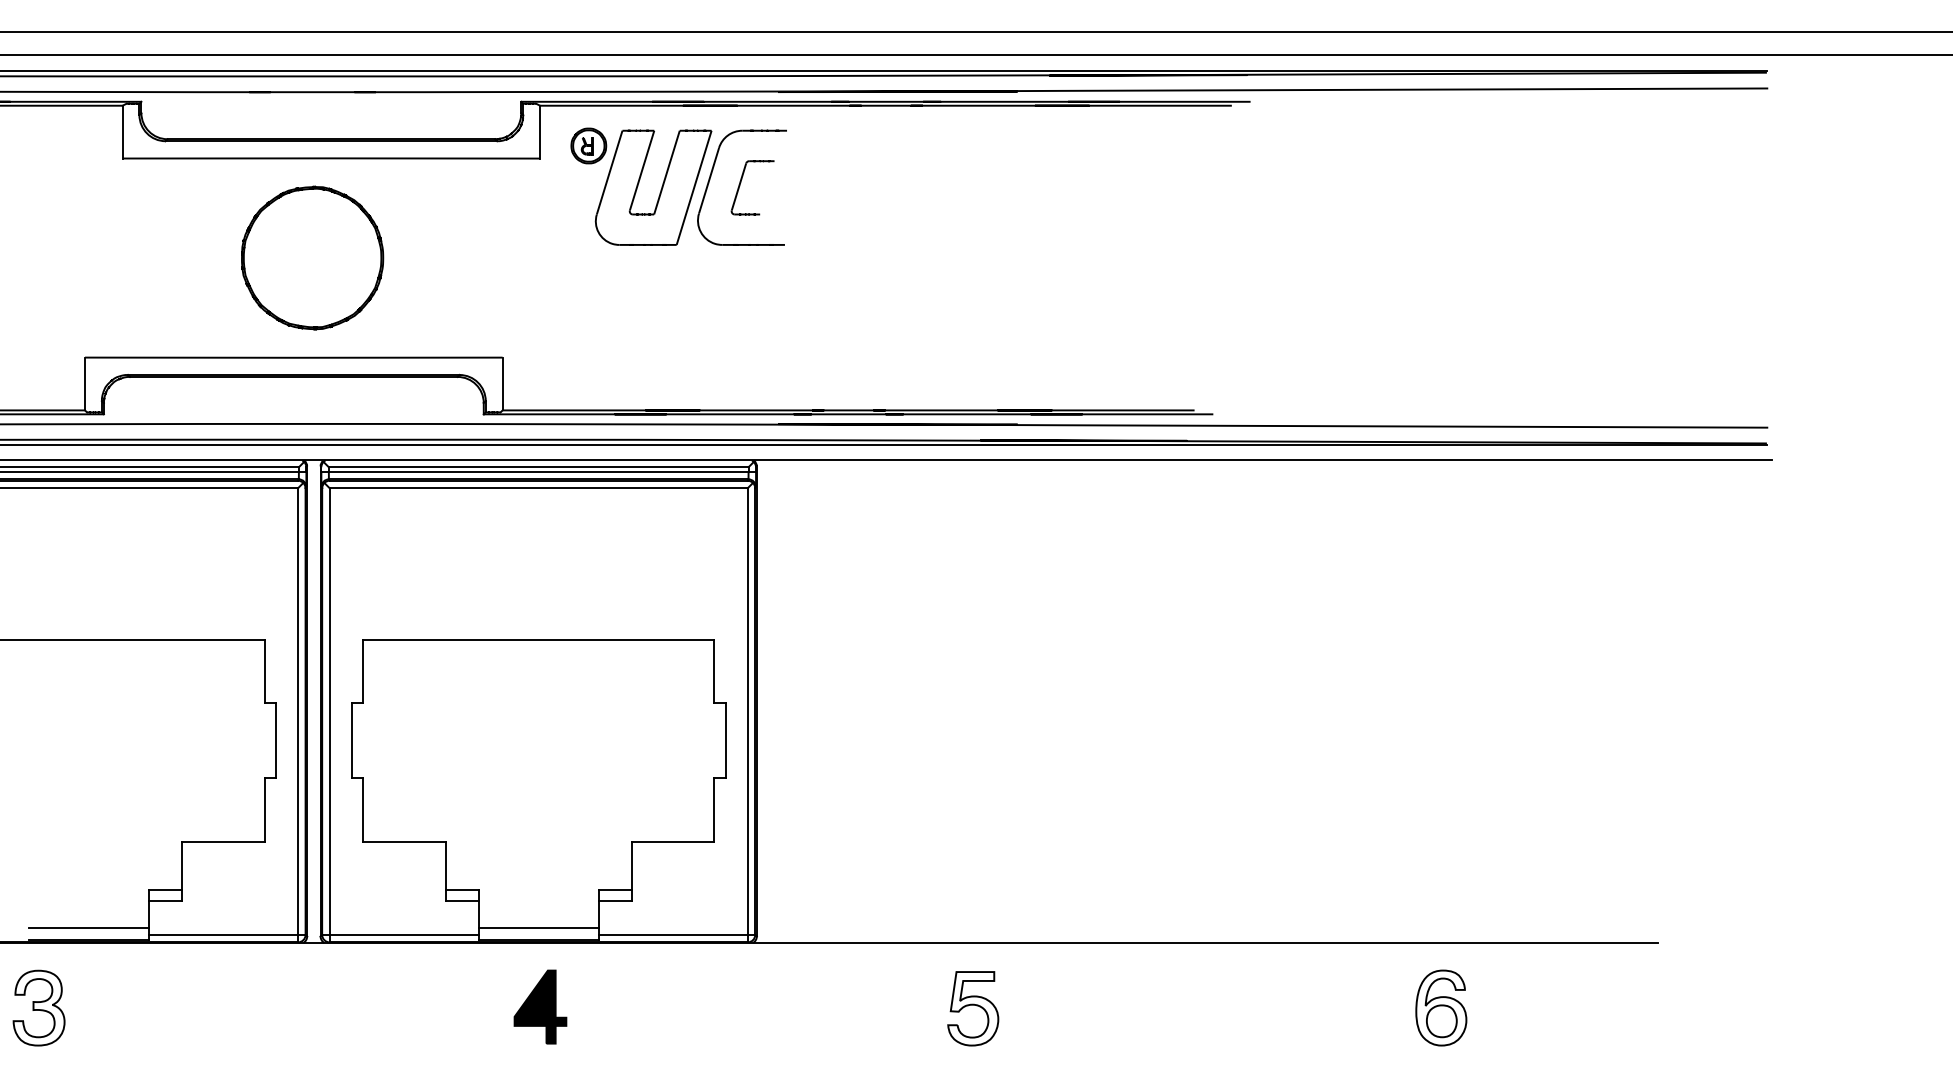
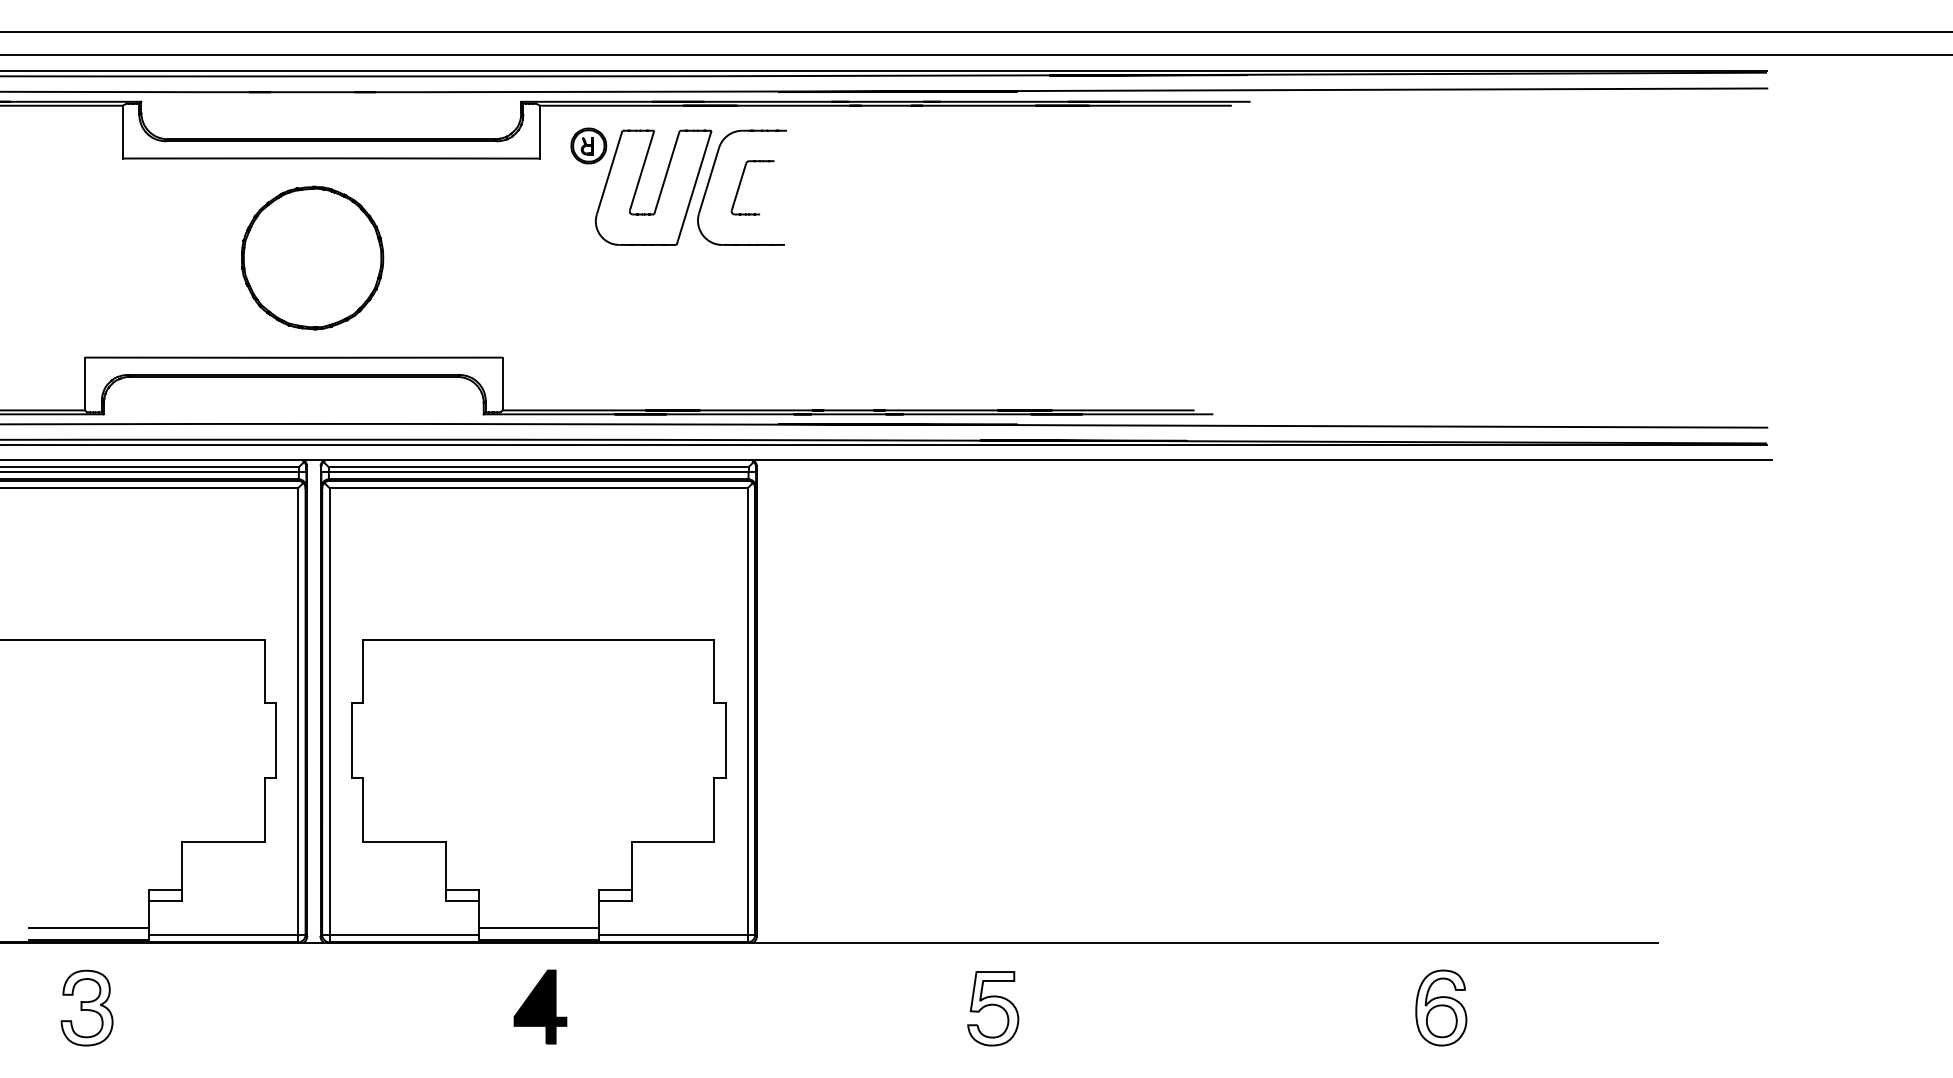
part position: (38, 1007) -> (86, 1007) (86, 1007)
part position: (973, 1008) -> (993, 1008) (993, 1008)
